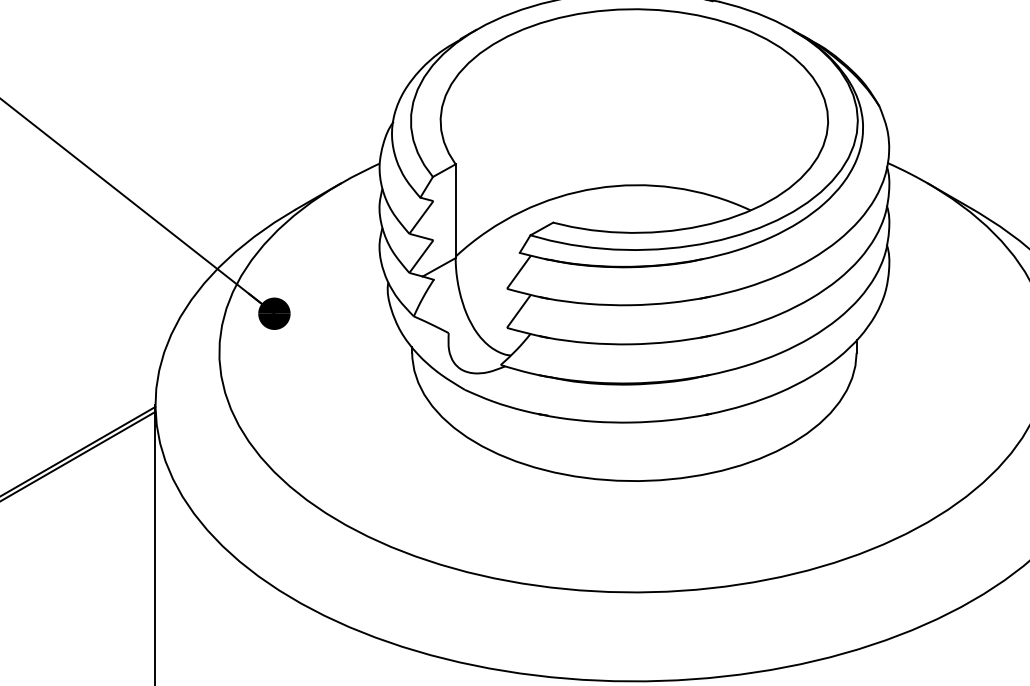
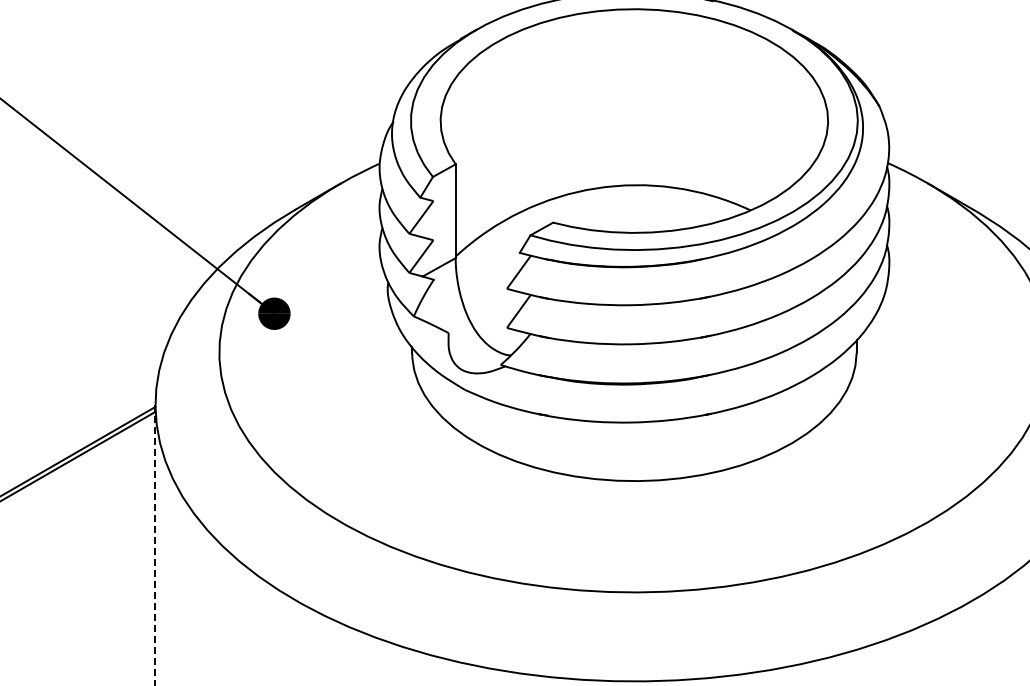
line: solid -> dashed (155, 545)
